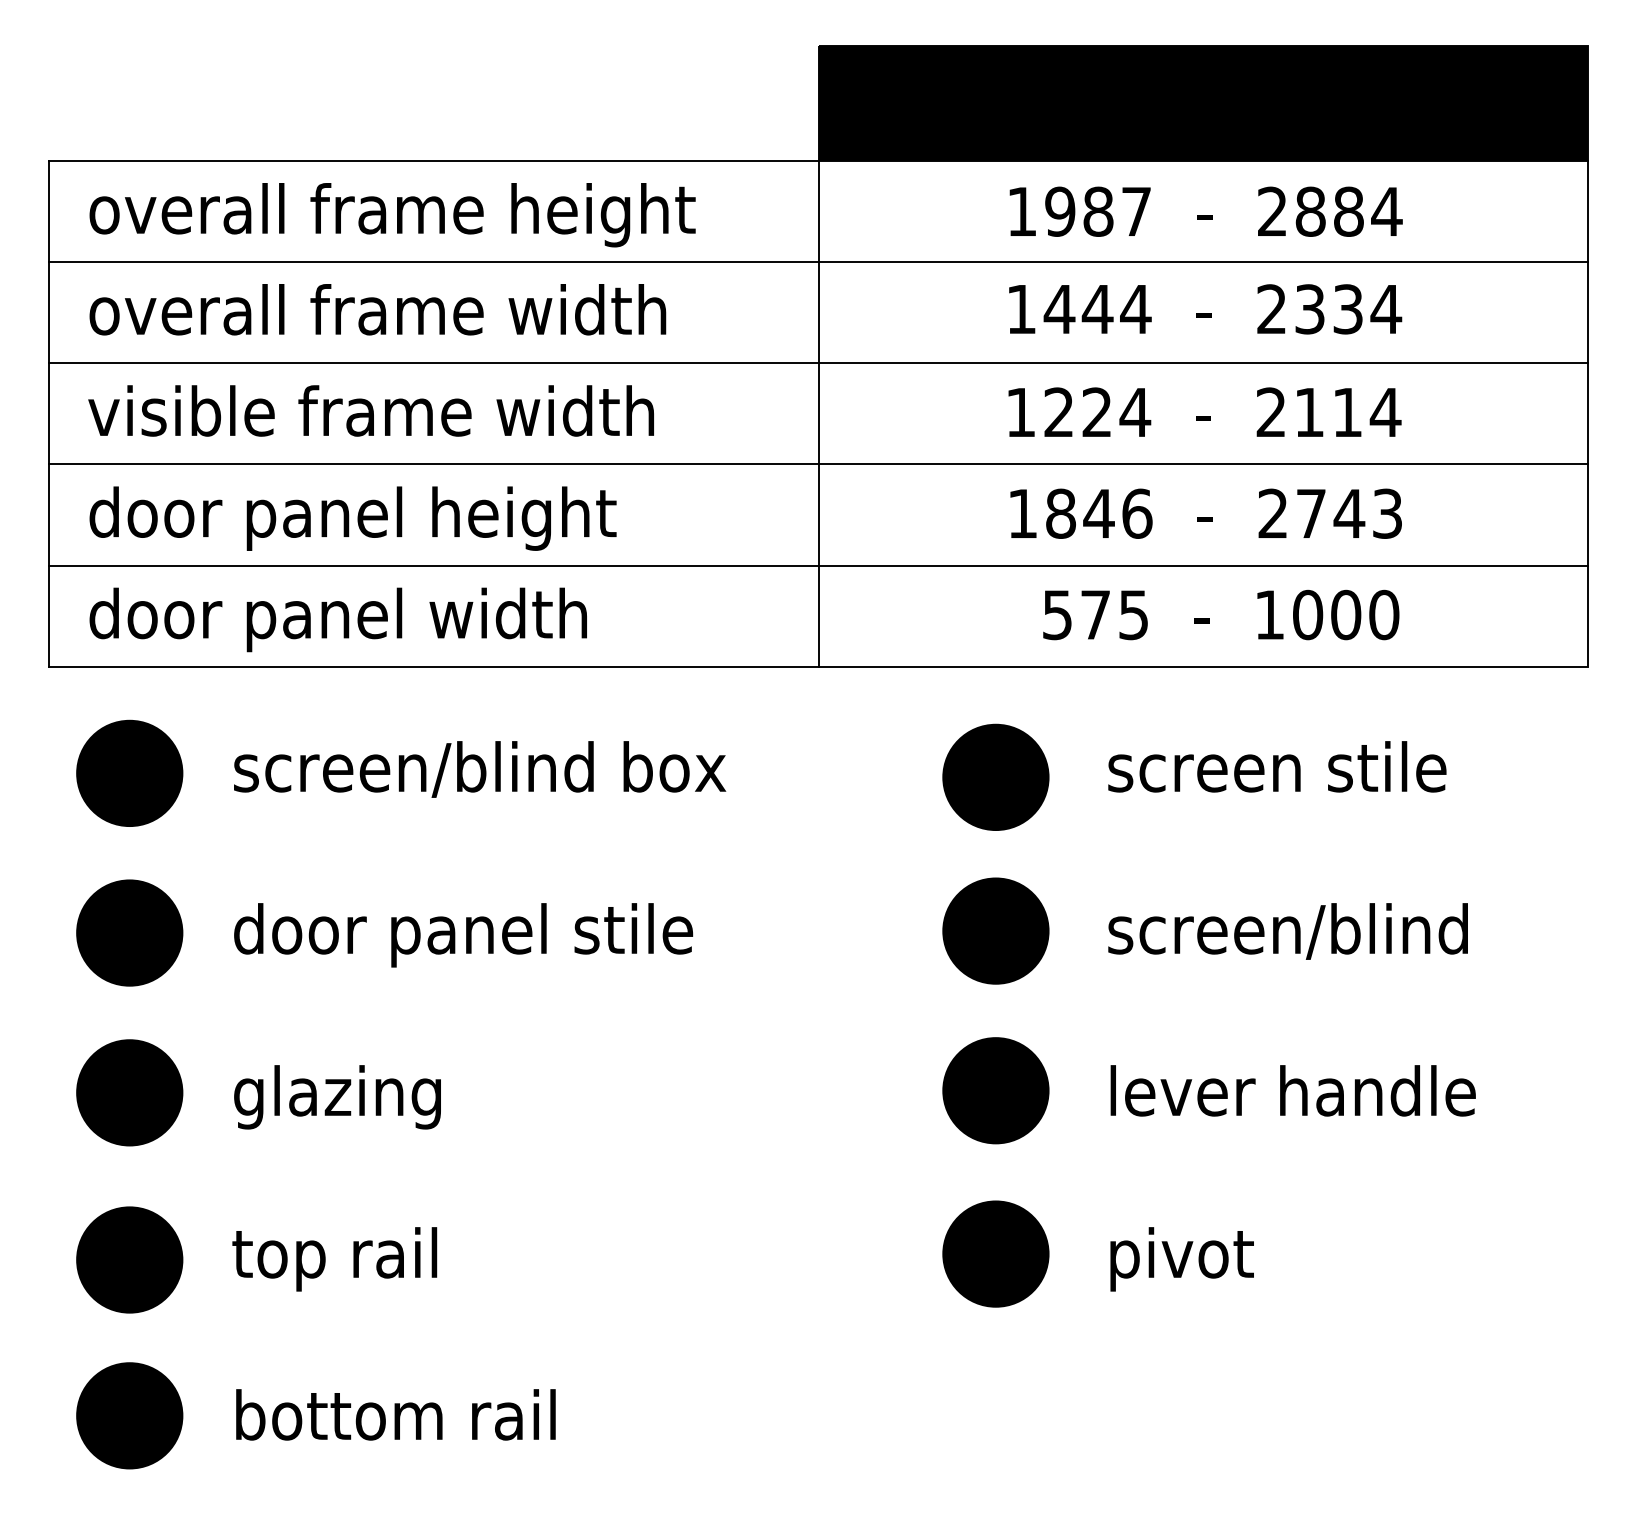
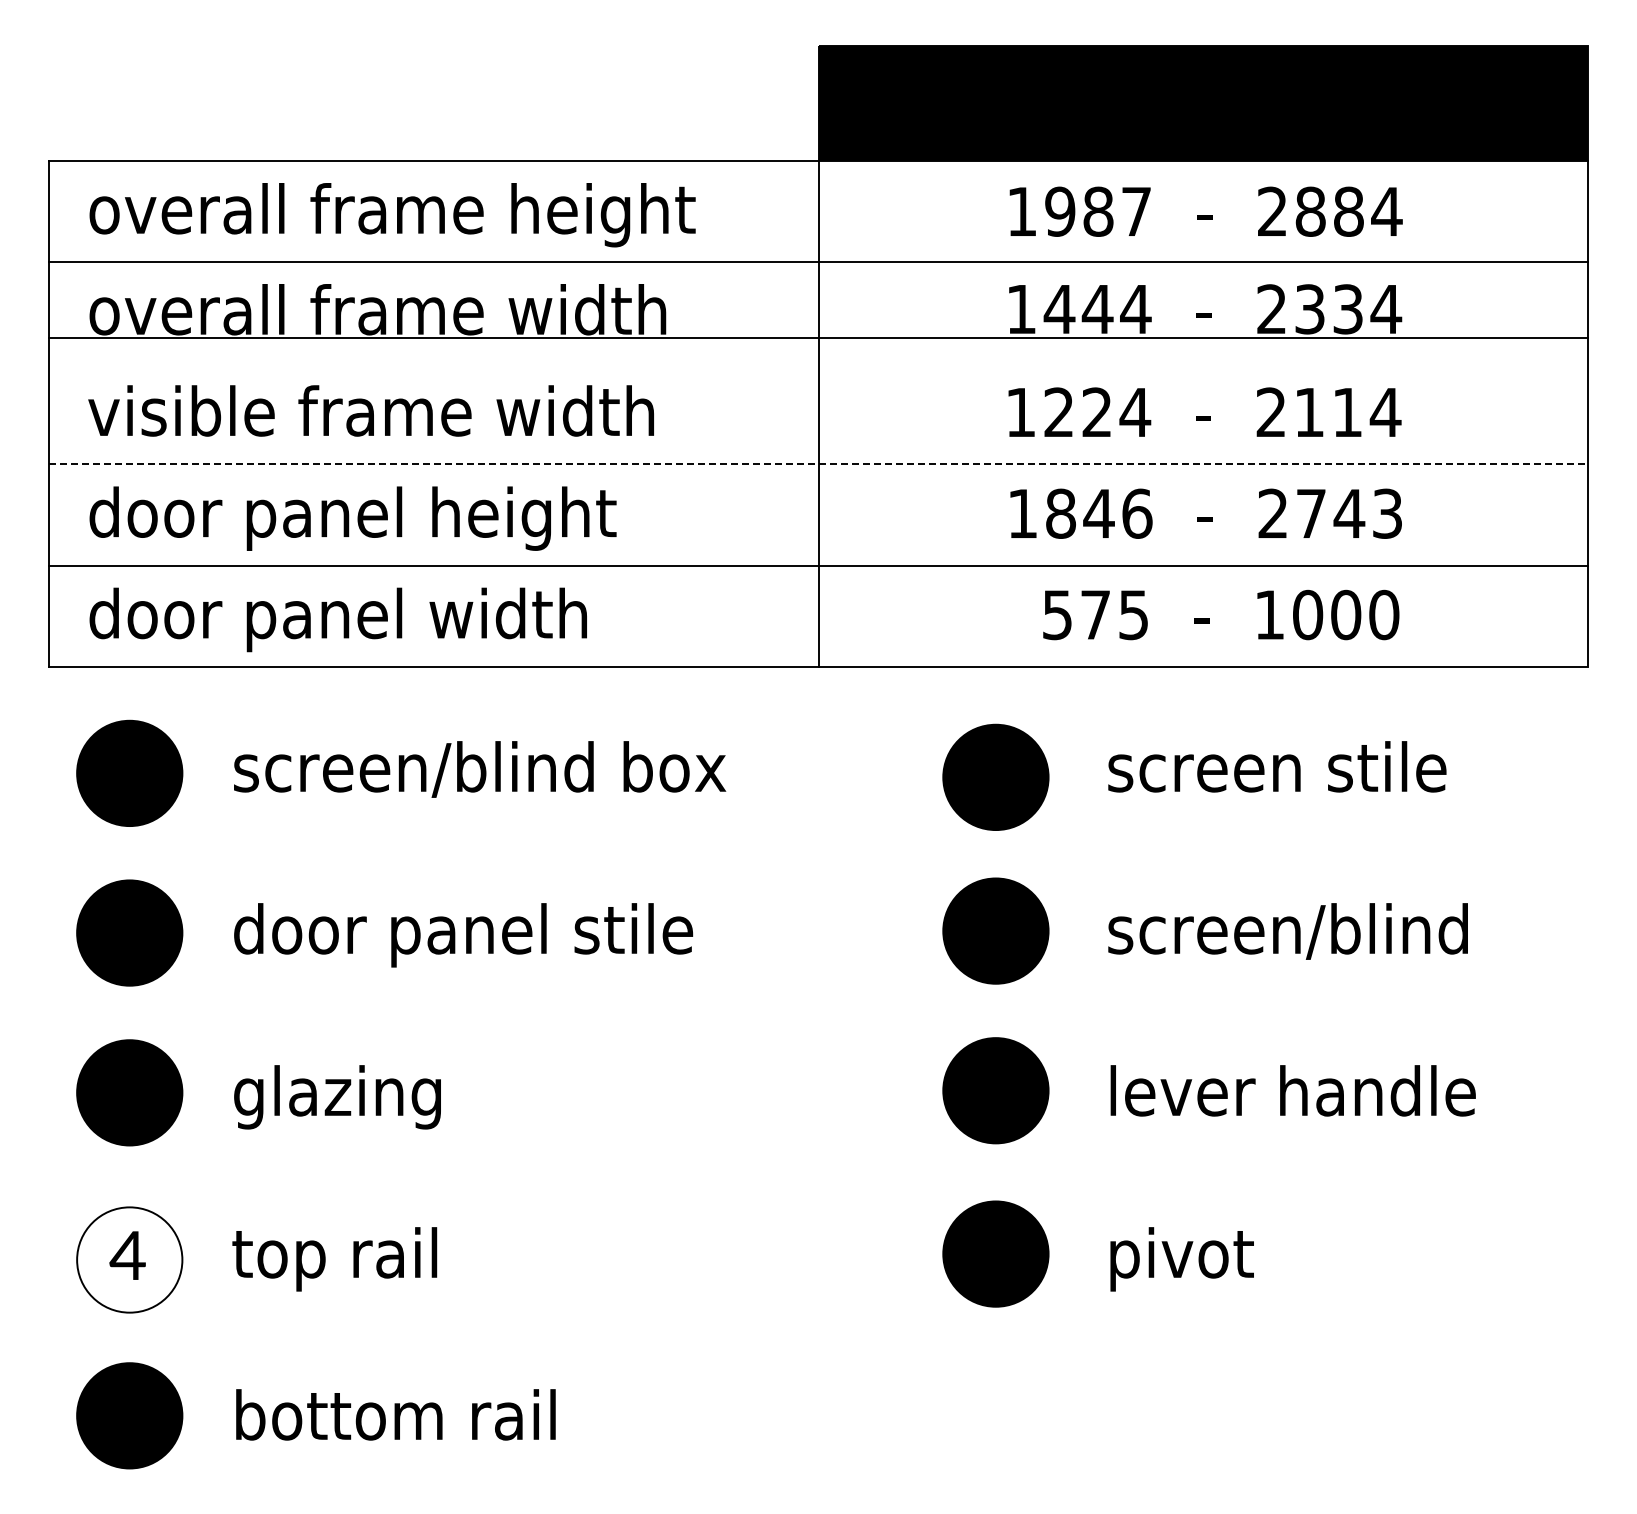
line position: (818, 363) -> (818, 338) (818, 338)
line: solid -> dashed (818, 464)
fill: present -> none (129, 1259)
